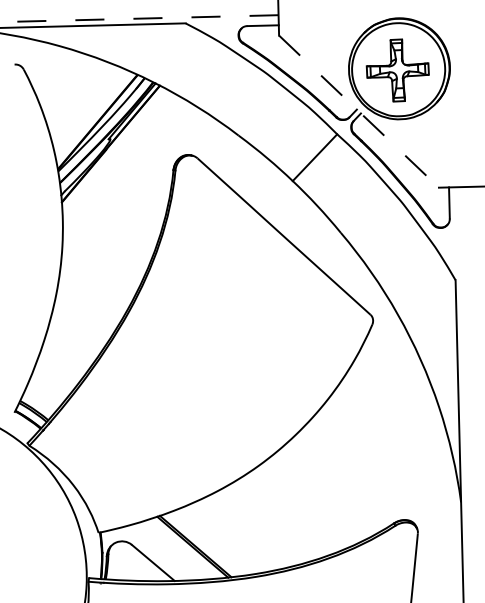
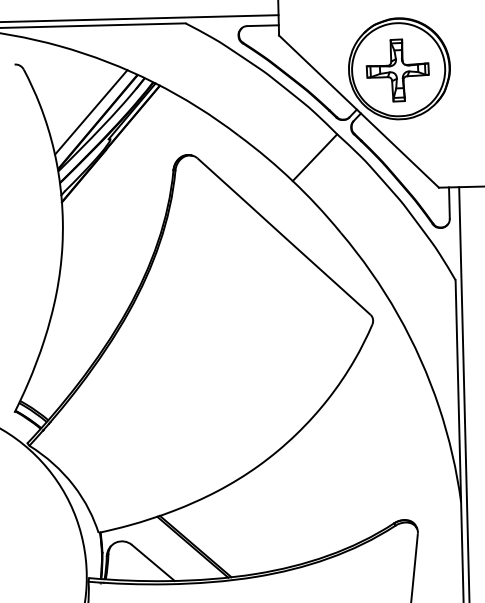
line: dashed -> solid (139, 18)
line: dashed -> solid (359, 111)
line: none -> present (91, 112)
line: none -> present (464, 393)
